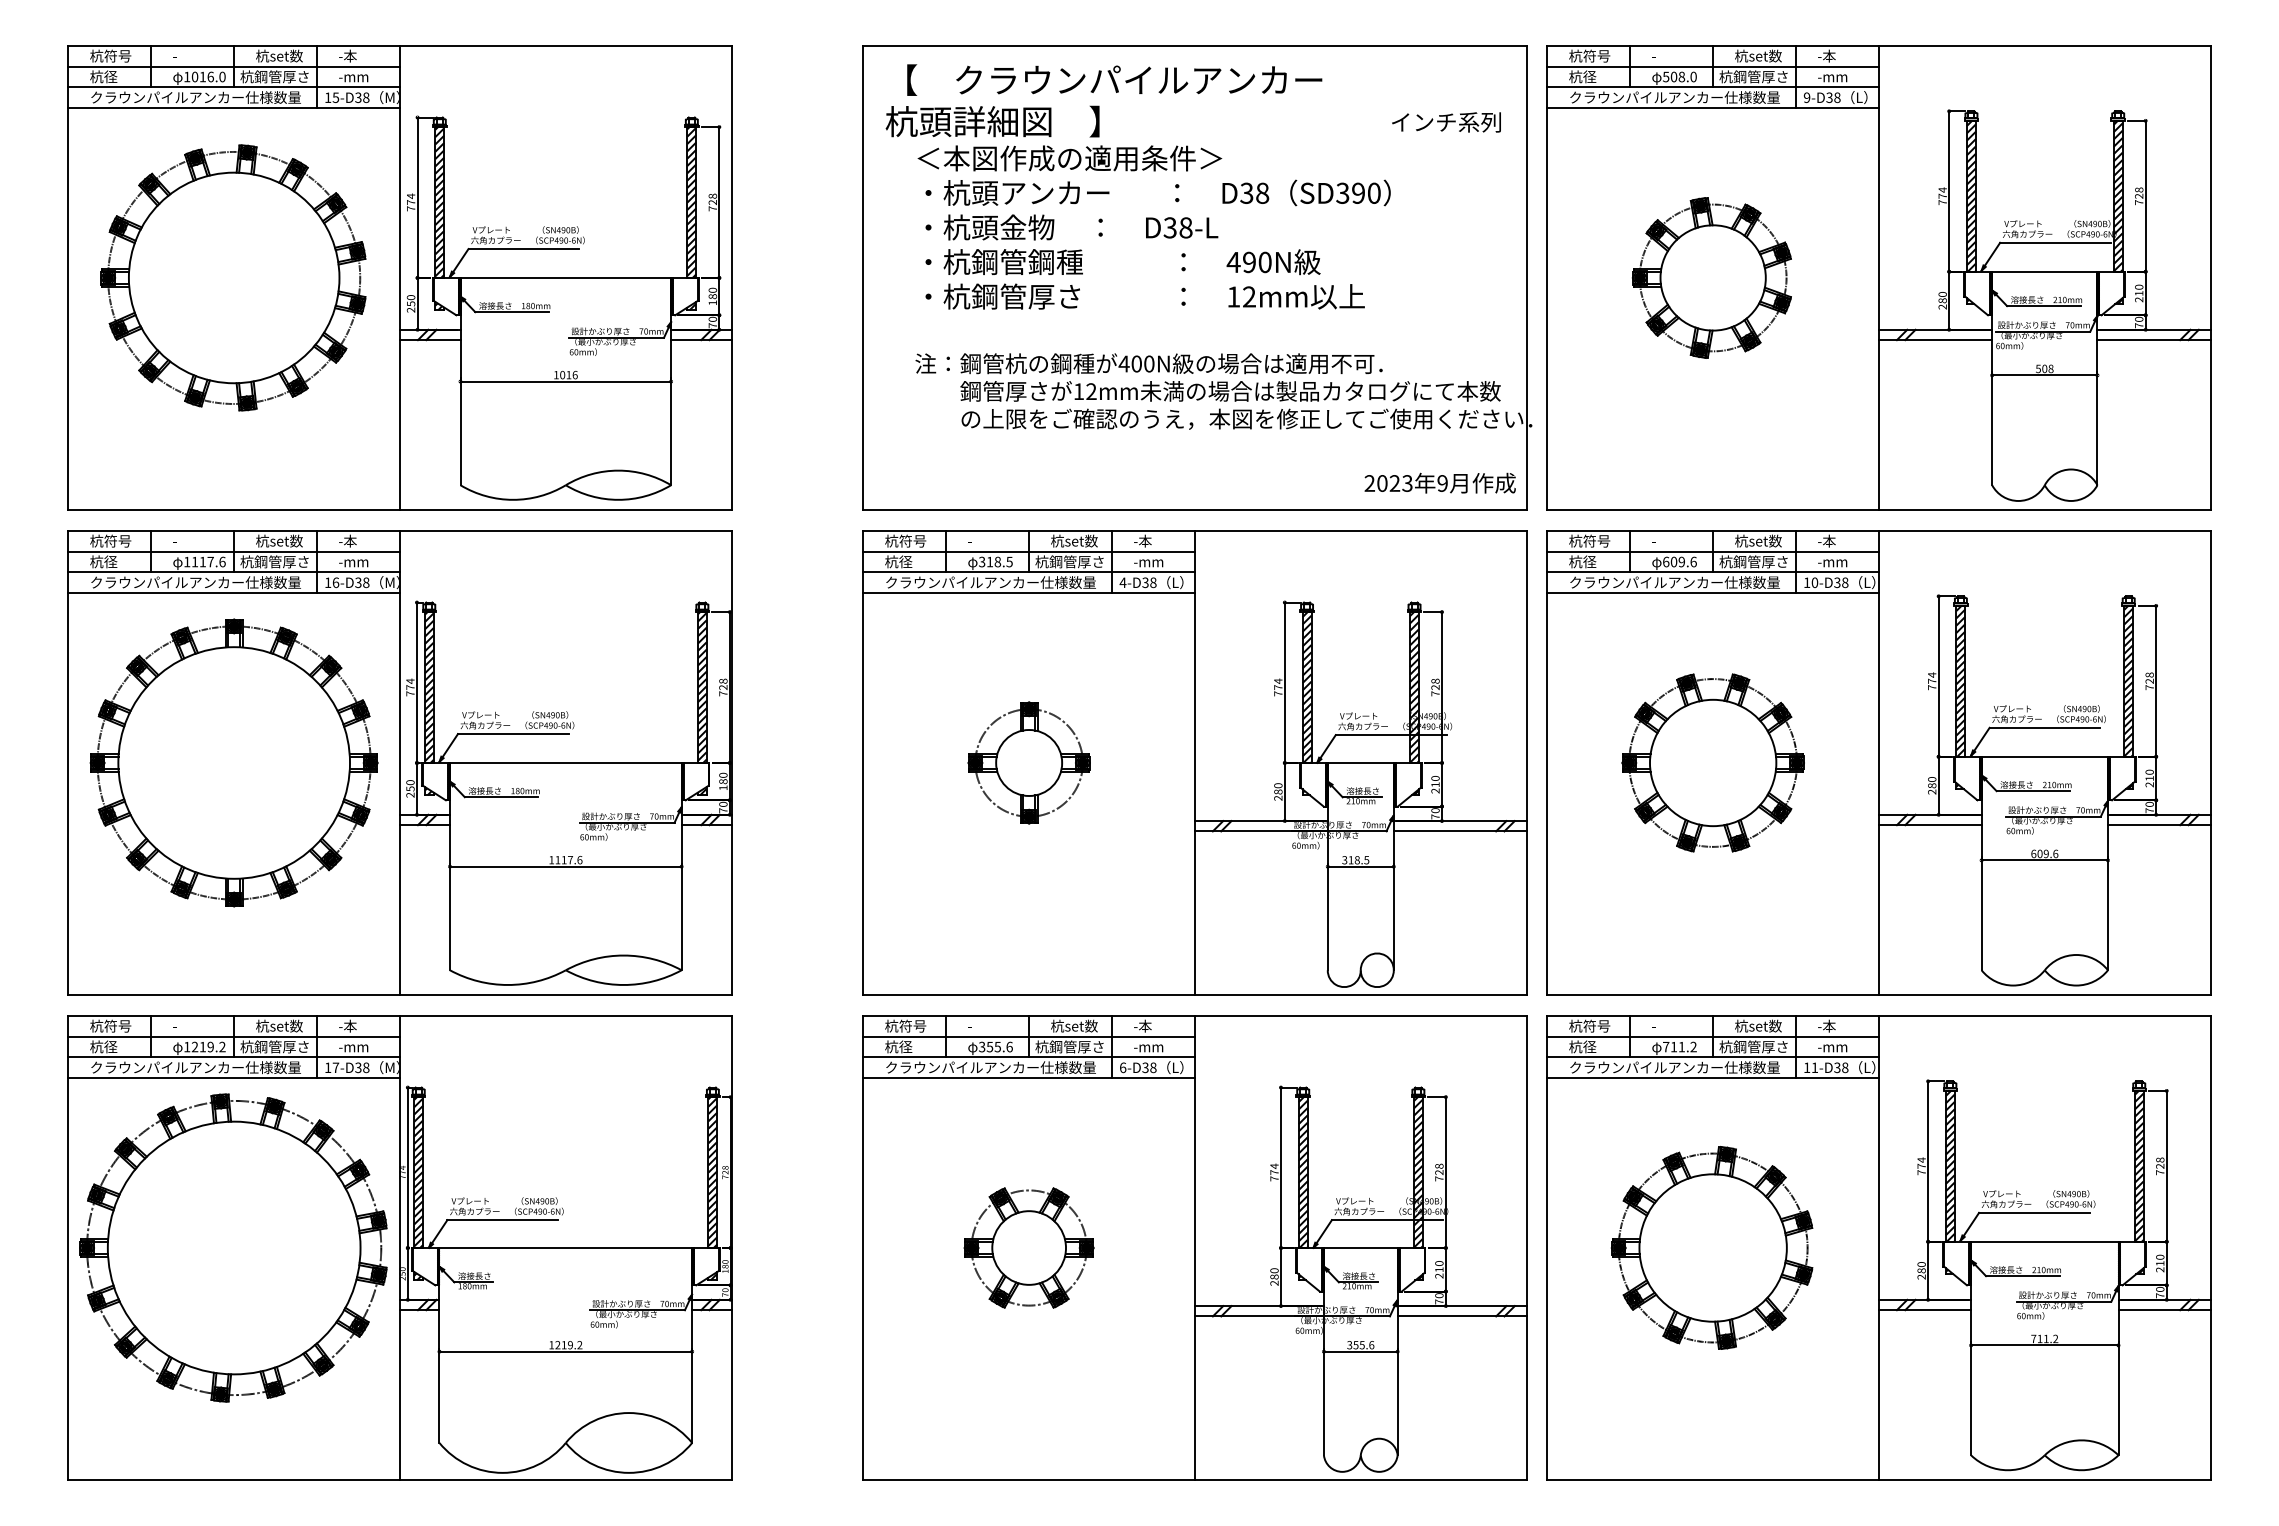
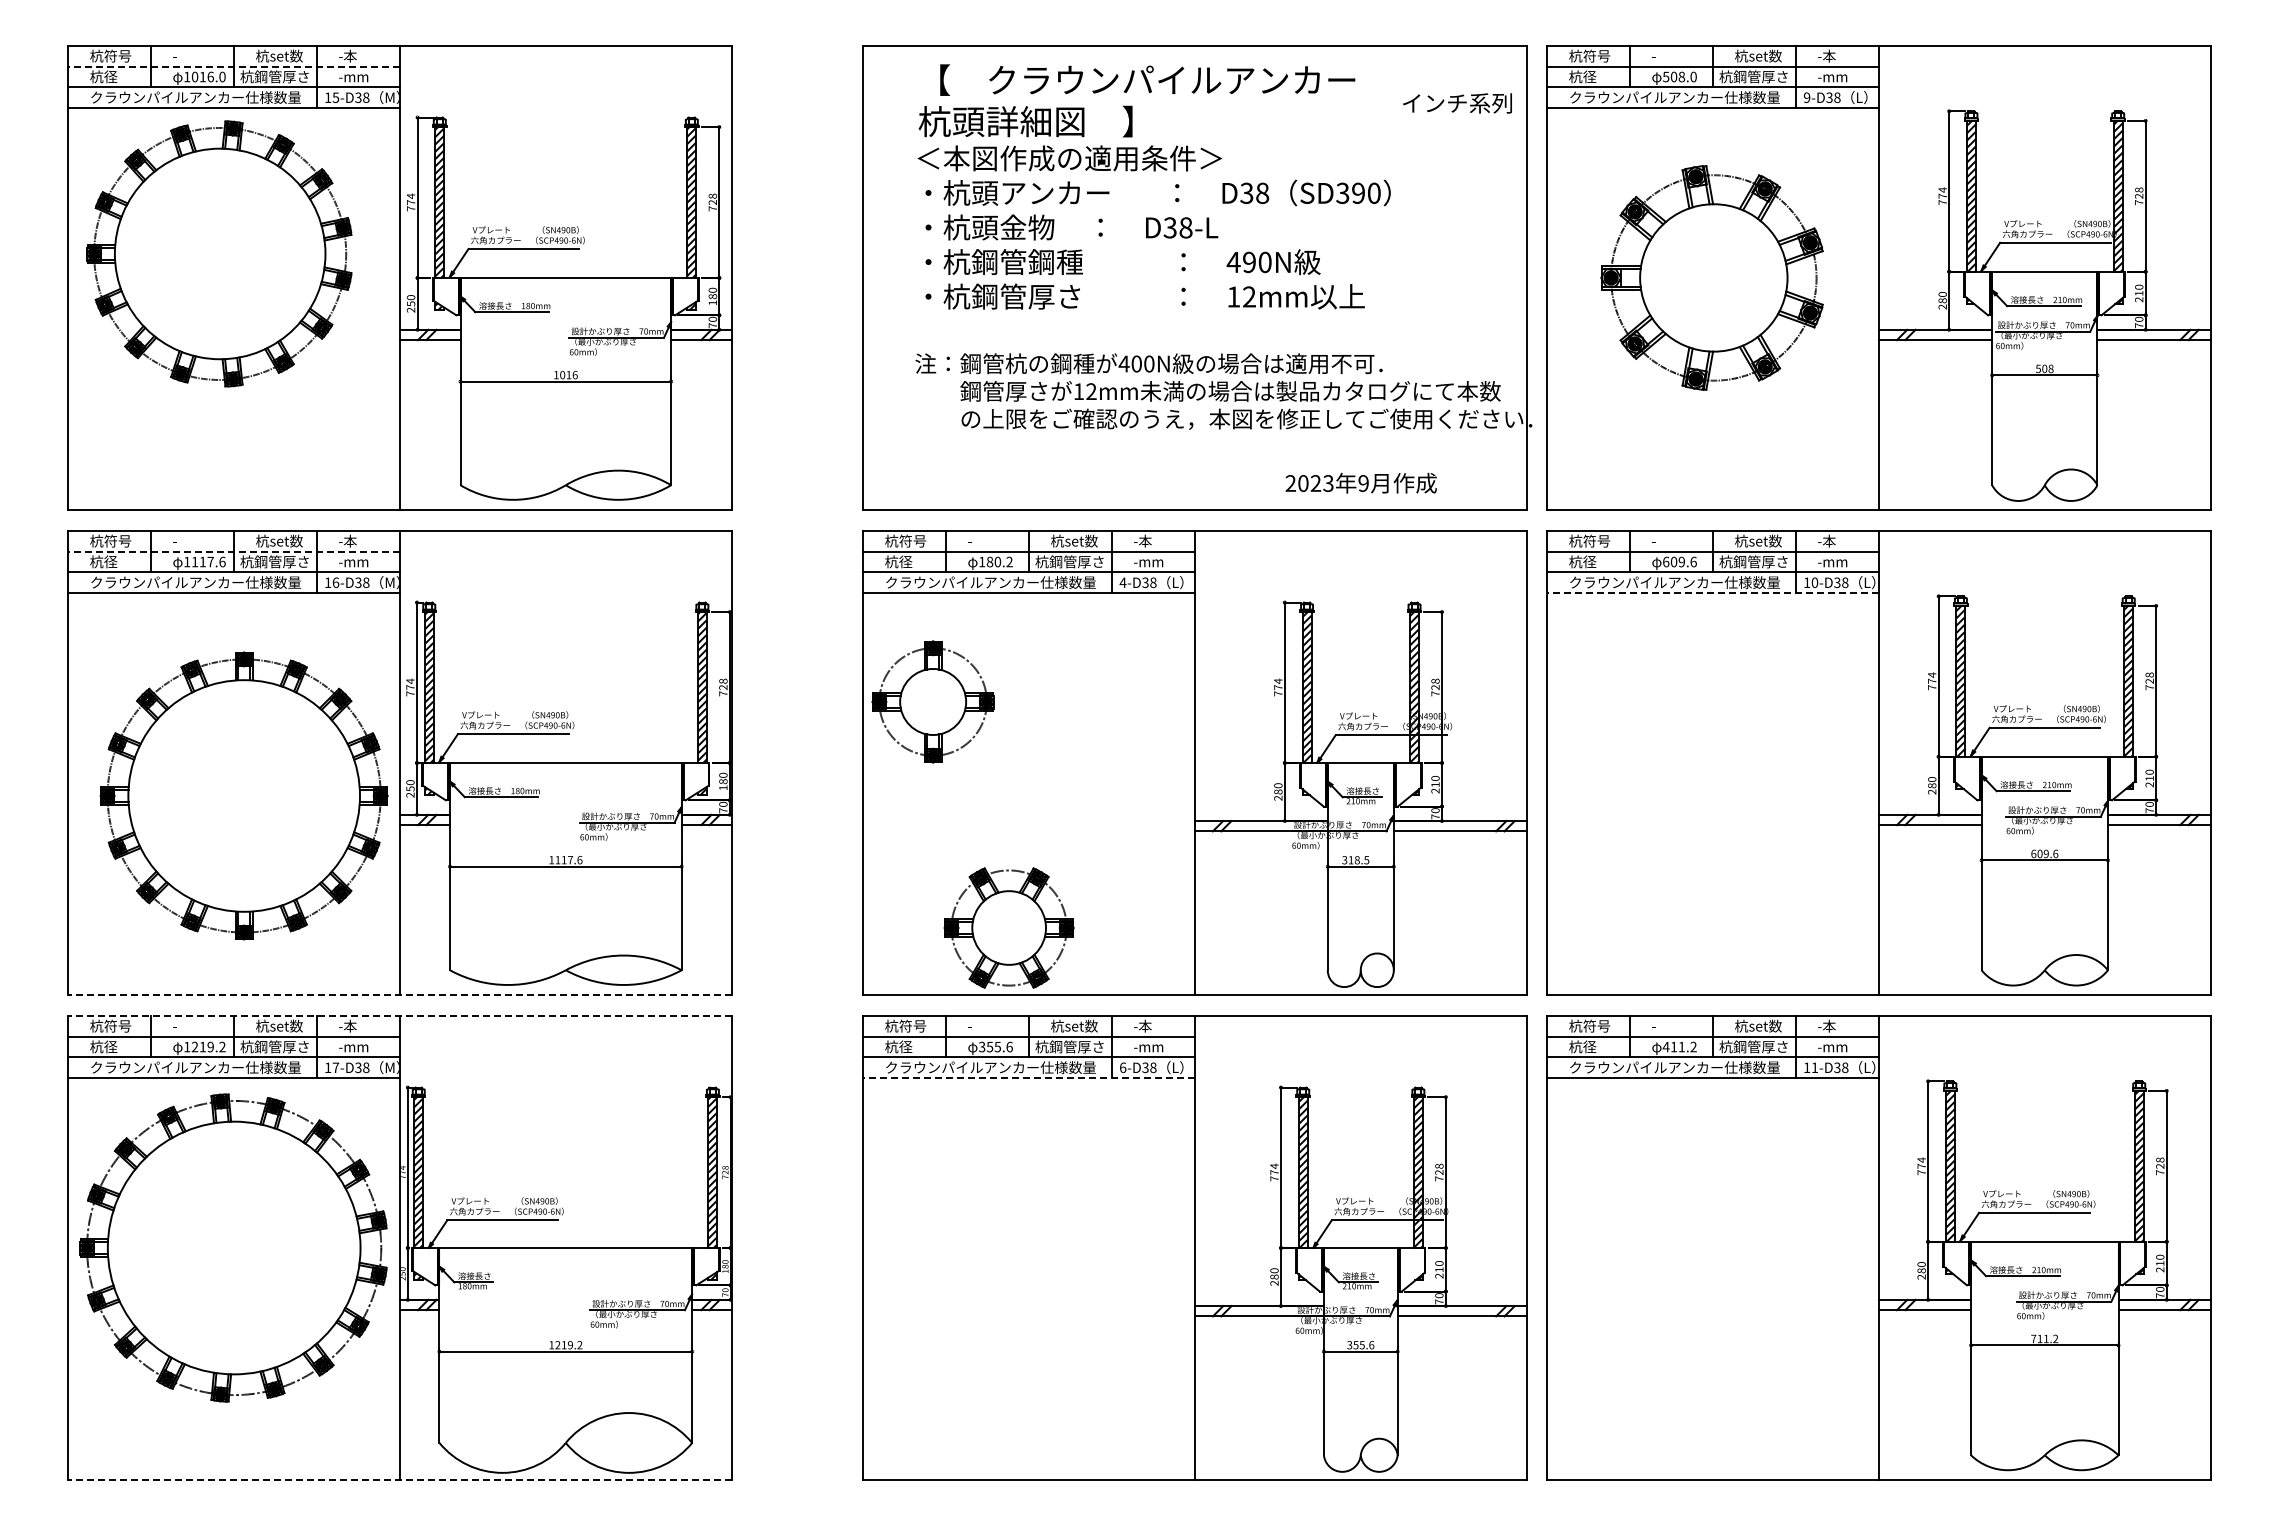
line: solid -> dashed (234, 66)
text position: (1103, 100) -> (1136, 100) (1136, 100)
text position: (1446, 122) -> (1457, 103) (1457, 103)
part position: (233, 277) -> (219, 253) (219, 253)
part size: 161x162 px -> 224x226 px (1711, 277)
text position: (1439, 482) -> (1360, 482) (1360, 482)
line: solid -> dashed (234, 551)
text: 318.5 -> 180.2 (995, 561)
line: solid -> dashed (1713, 593)
part position: (233, 762) -> (243, 795) (243, 795)
part position: (1028, 762) -> (932, 701) (932, 701)
part: present -> none (1712, 762)
line: solid -> dashed (400, 995)
line: solid -> dashed (400, 1015)
text: 711.2 -> 411.2 (1665, 1047)
line: solid -> dashed (1029, 1078)
part position: (1028, 1247) -> (1008, 927) (1008, 927)
part: present -> none (1711, 1247)
line: solid -> dashed (400, 1480)
